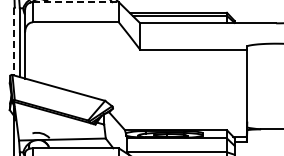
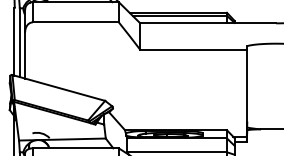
line: dashed -> solid (75, 2)
line: dashed -> solid (14, 41)
